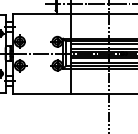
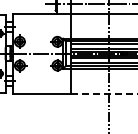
line: solid -> dashed (104, 93)
